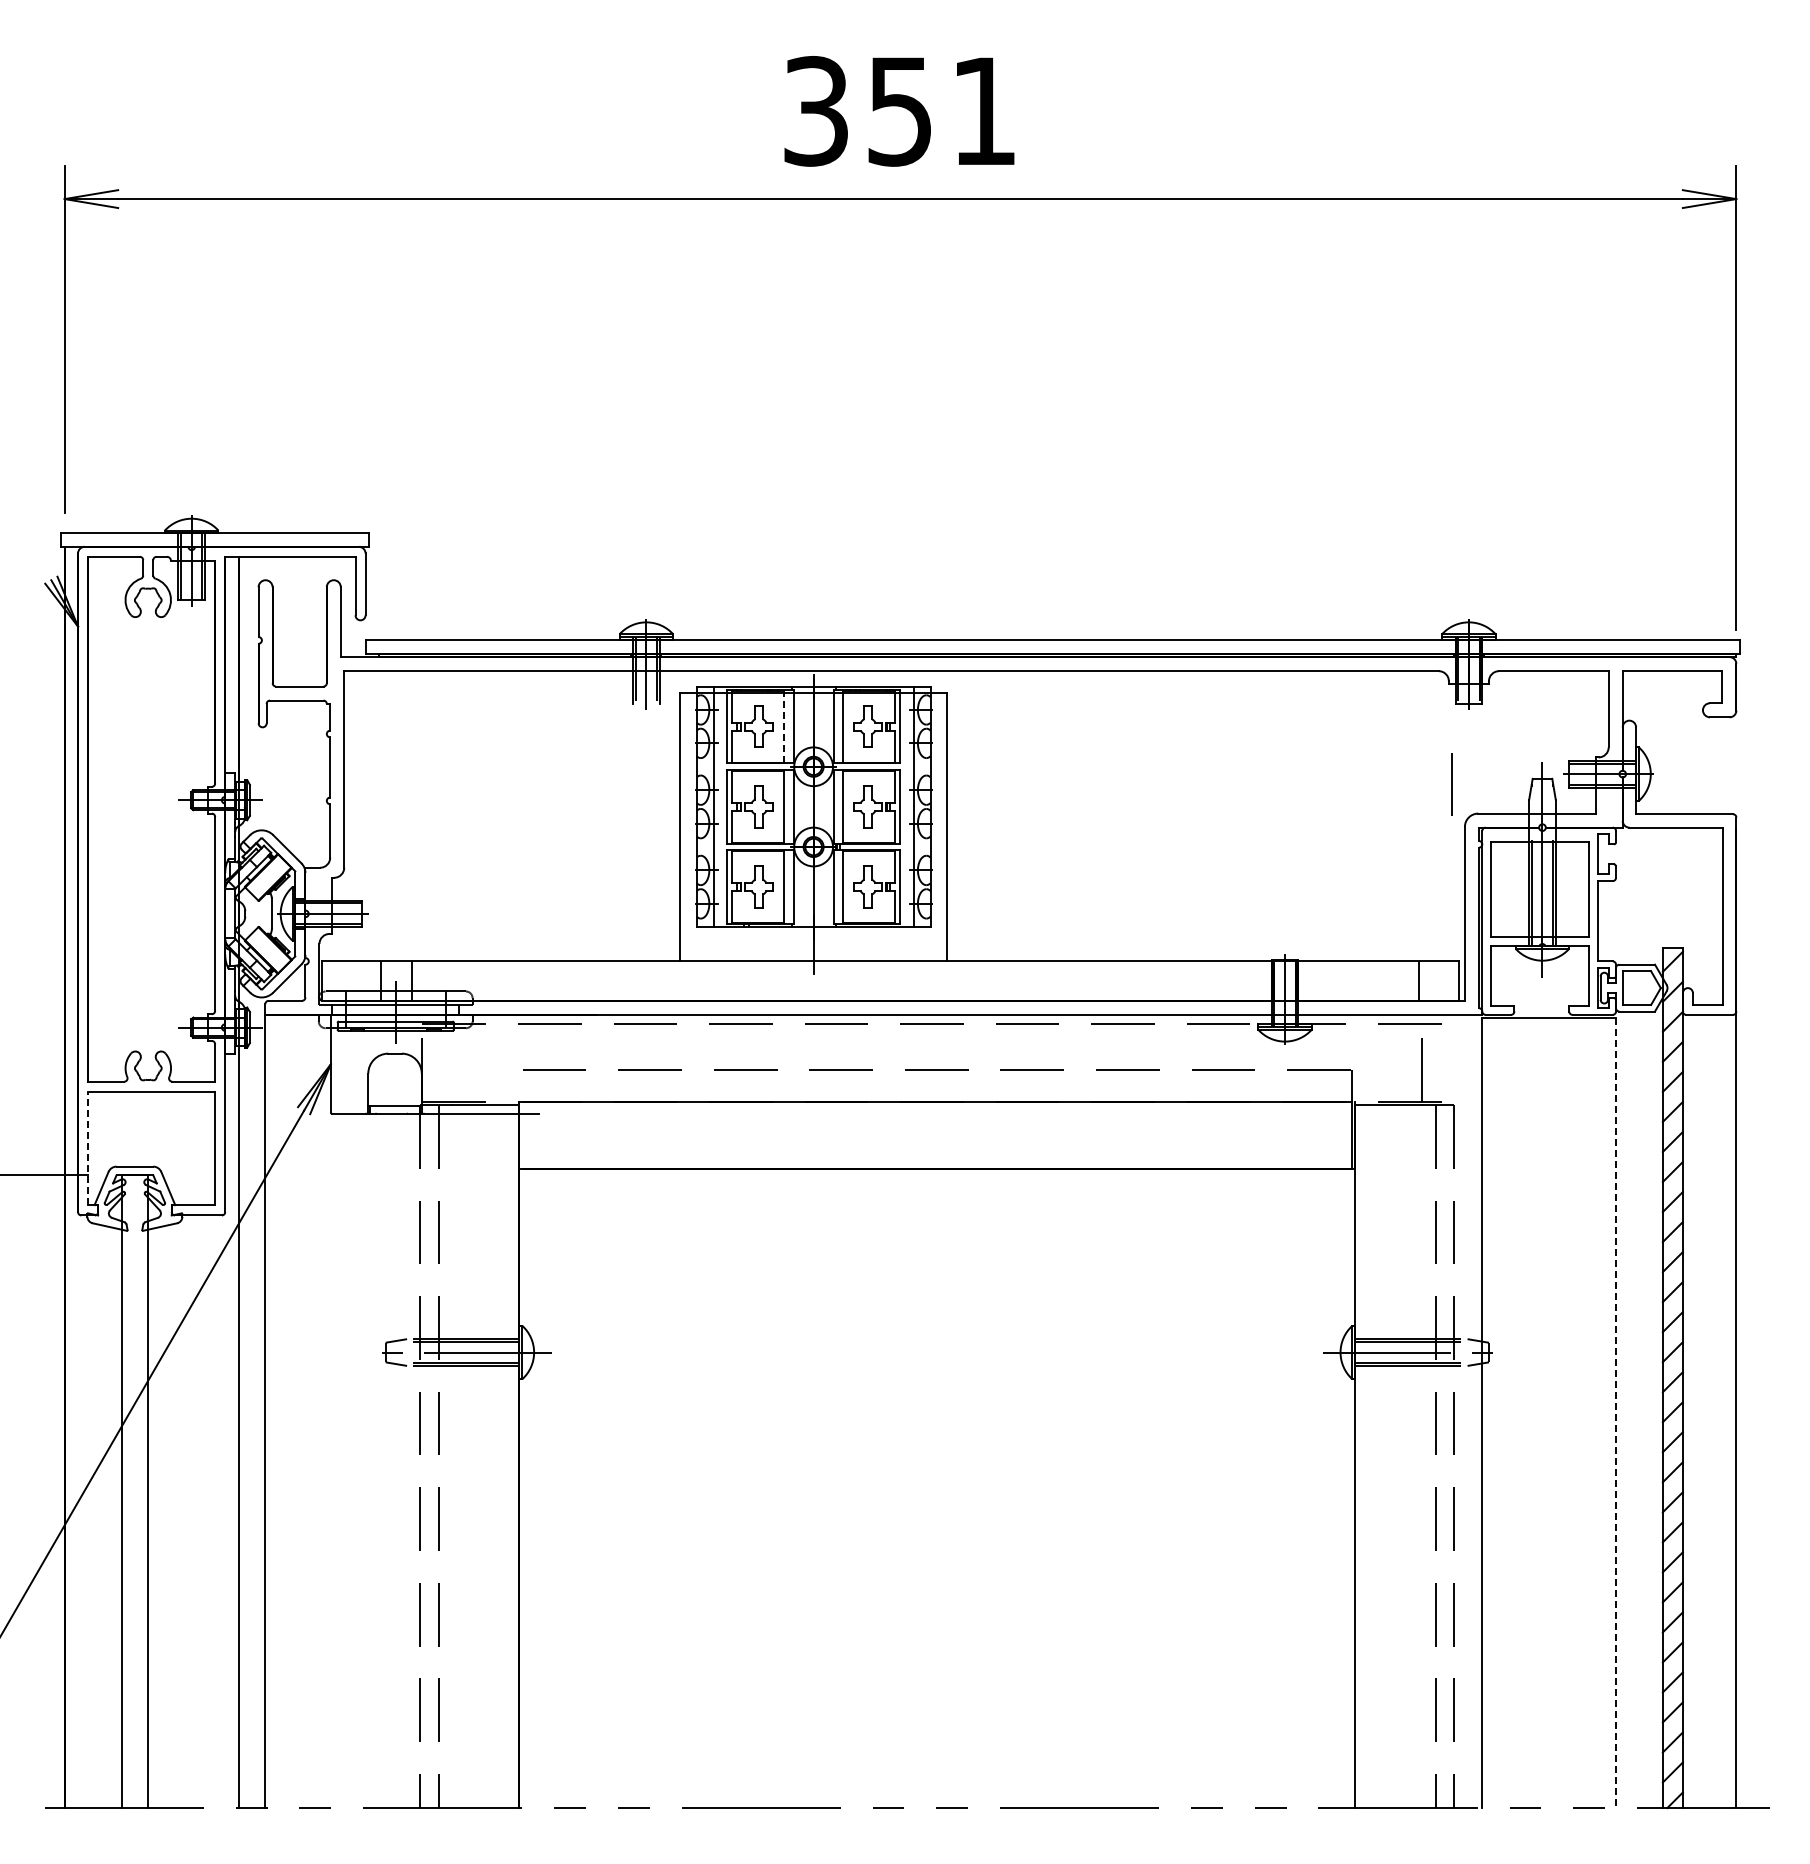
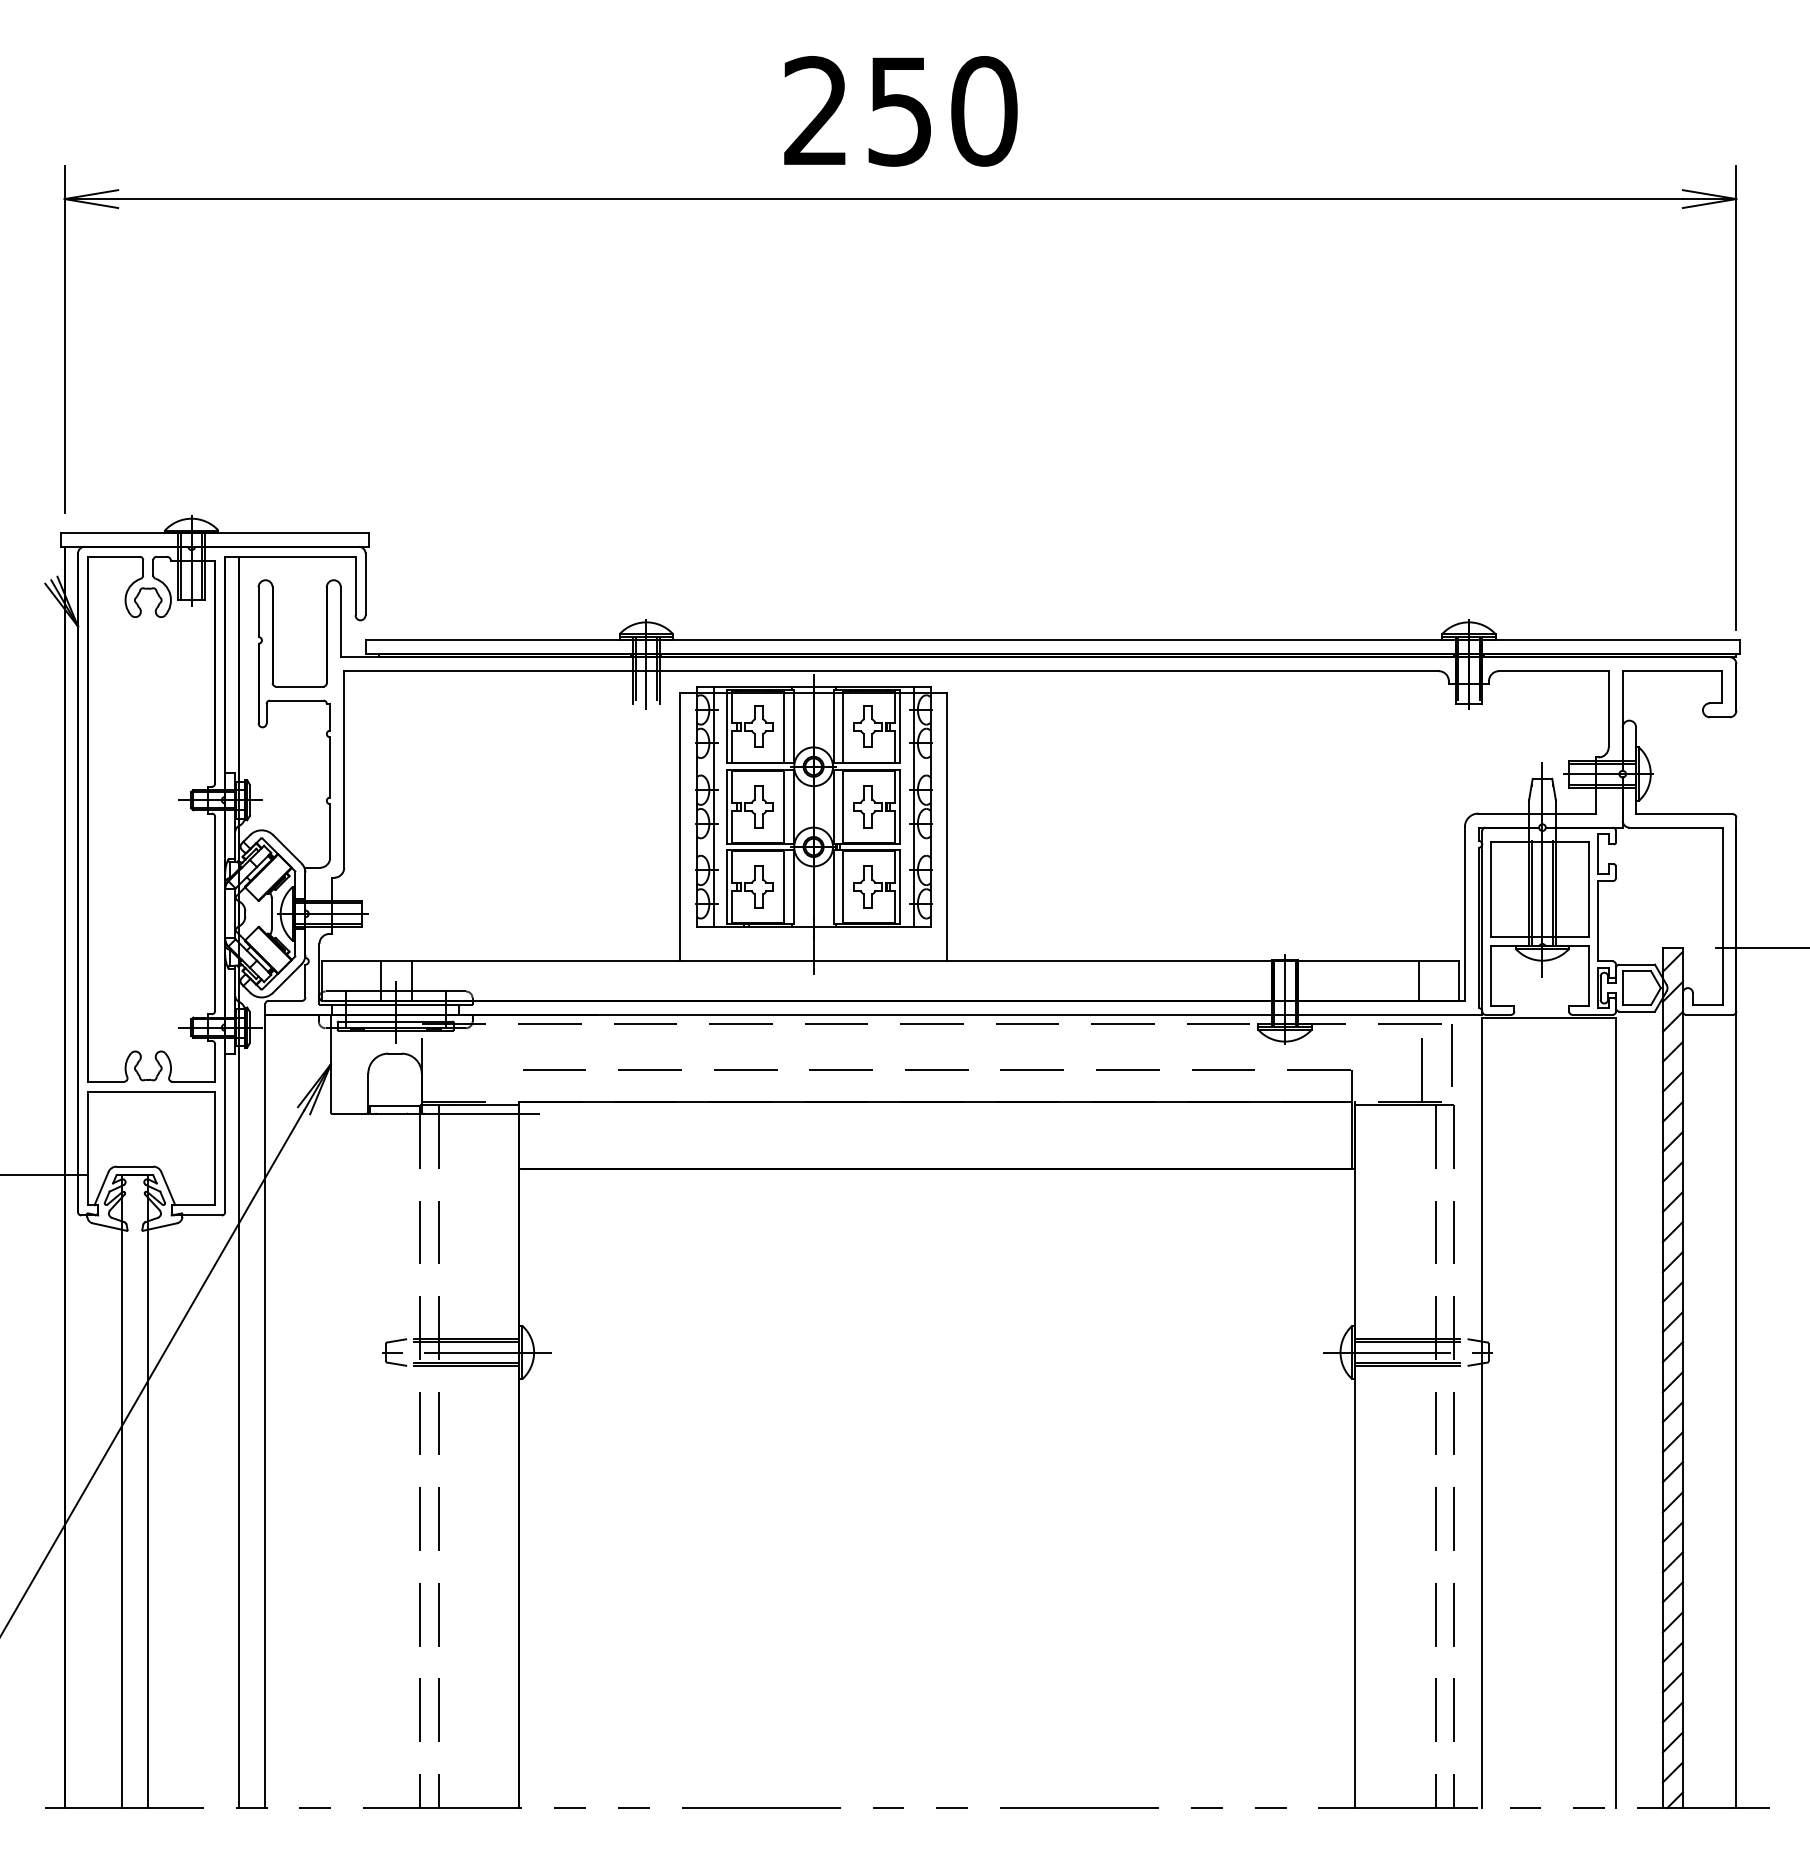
text: 351 -> 250 (900, 111)
line: dashed -> solid (783, 726)
line position: (1451, 784) -> (1451, 1055) (1451, 1055)
line: none -> present (1761, 948)
line: dashed -> solid (88, 1148)
line: dashed -> solid (1616, 1413)
